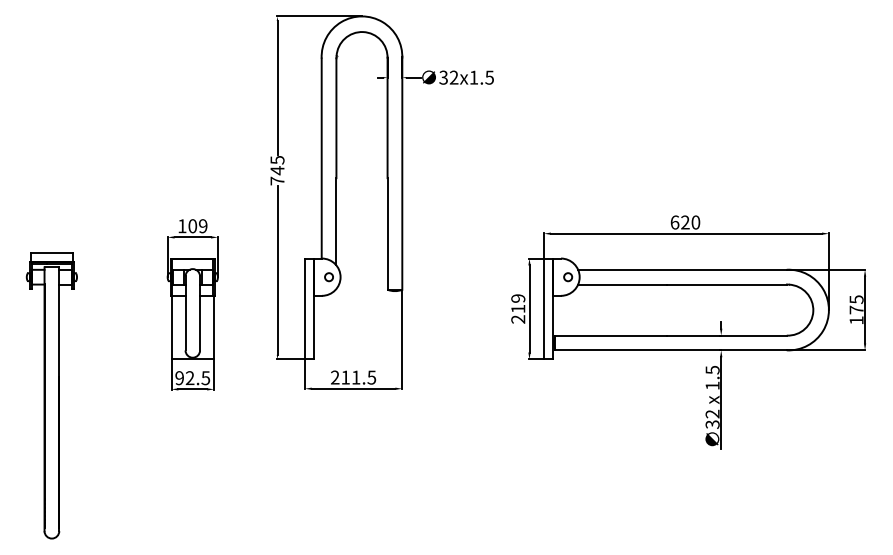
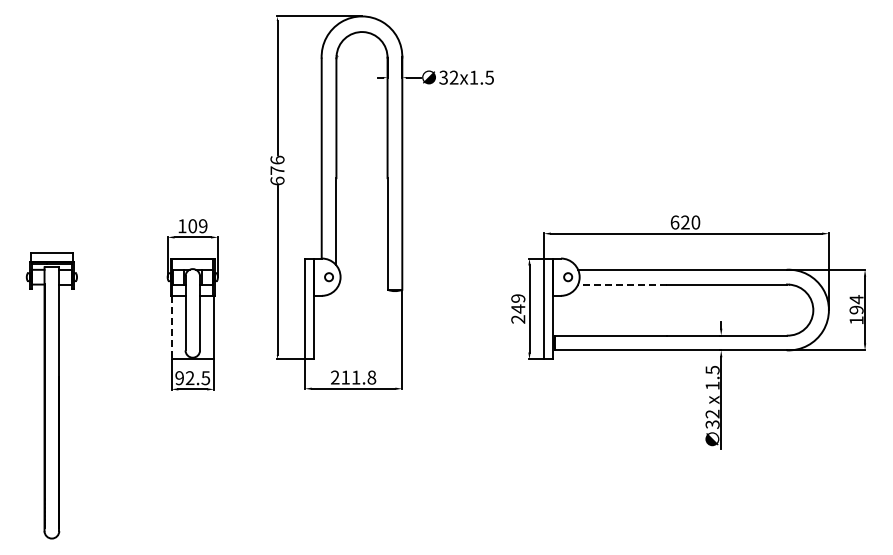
text: 745 -> 676 (277, 170)
line: solid -> dashed (622, 284)
text: 175 -> 194 (856, 304)
text: 219 -> 249 (518, 308)
line: solid -> dashed (171, 327)
text: 211.5 -> 211.8 (371, 377)
